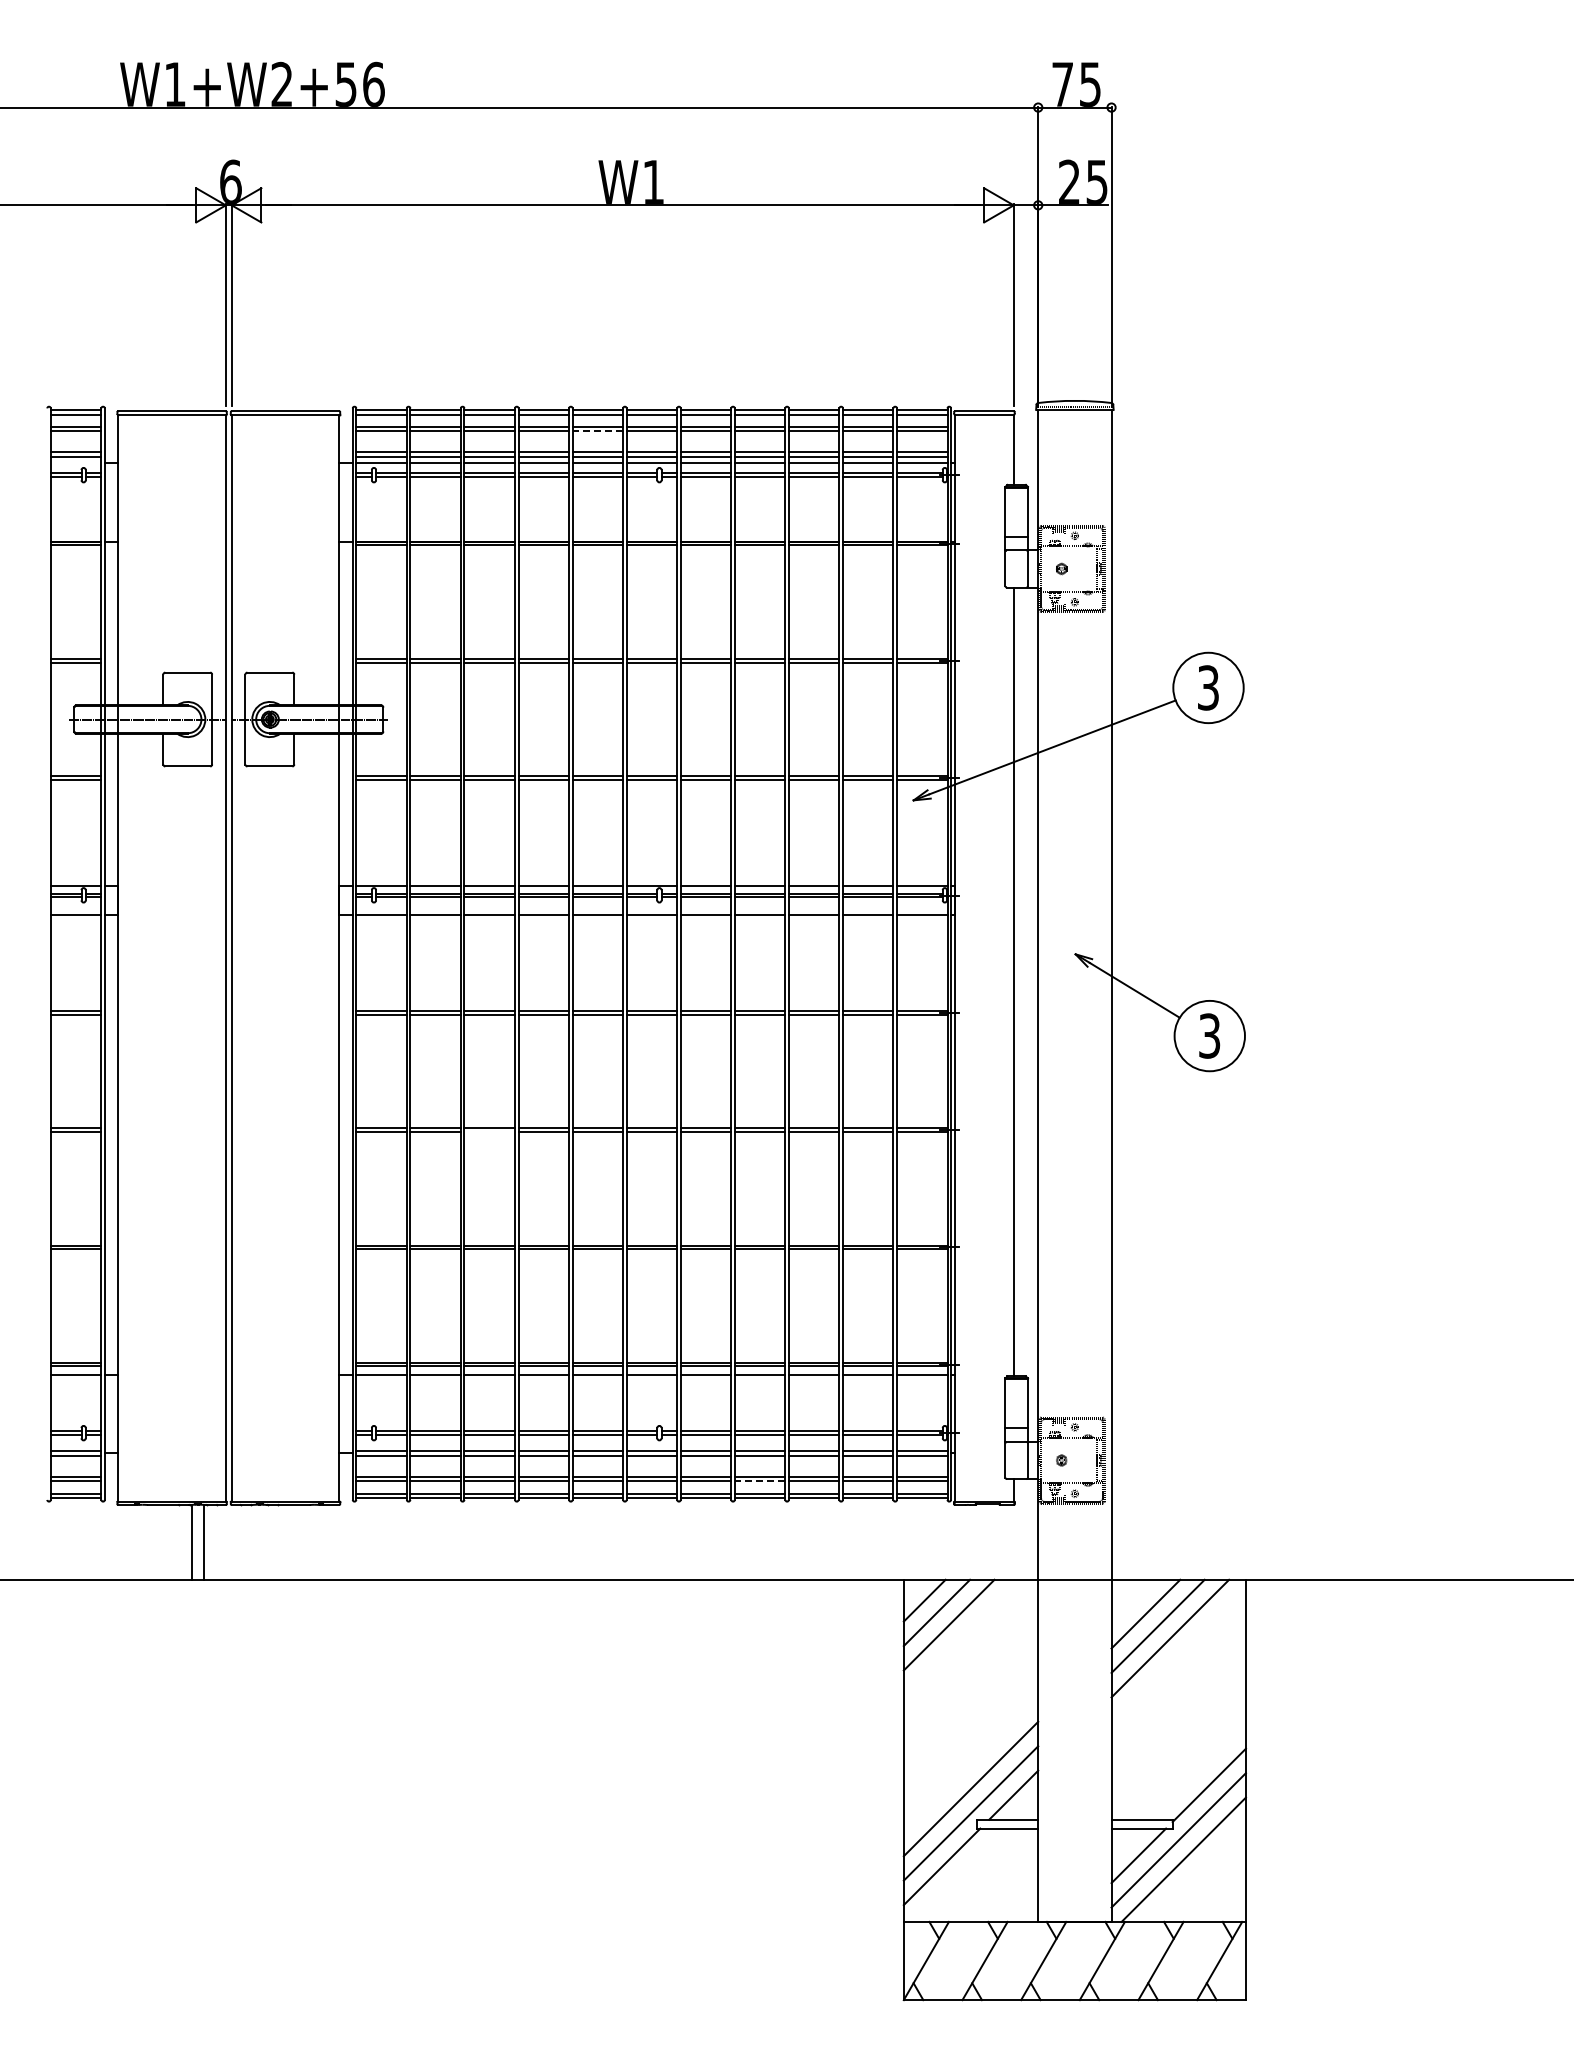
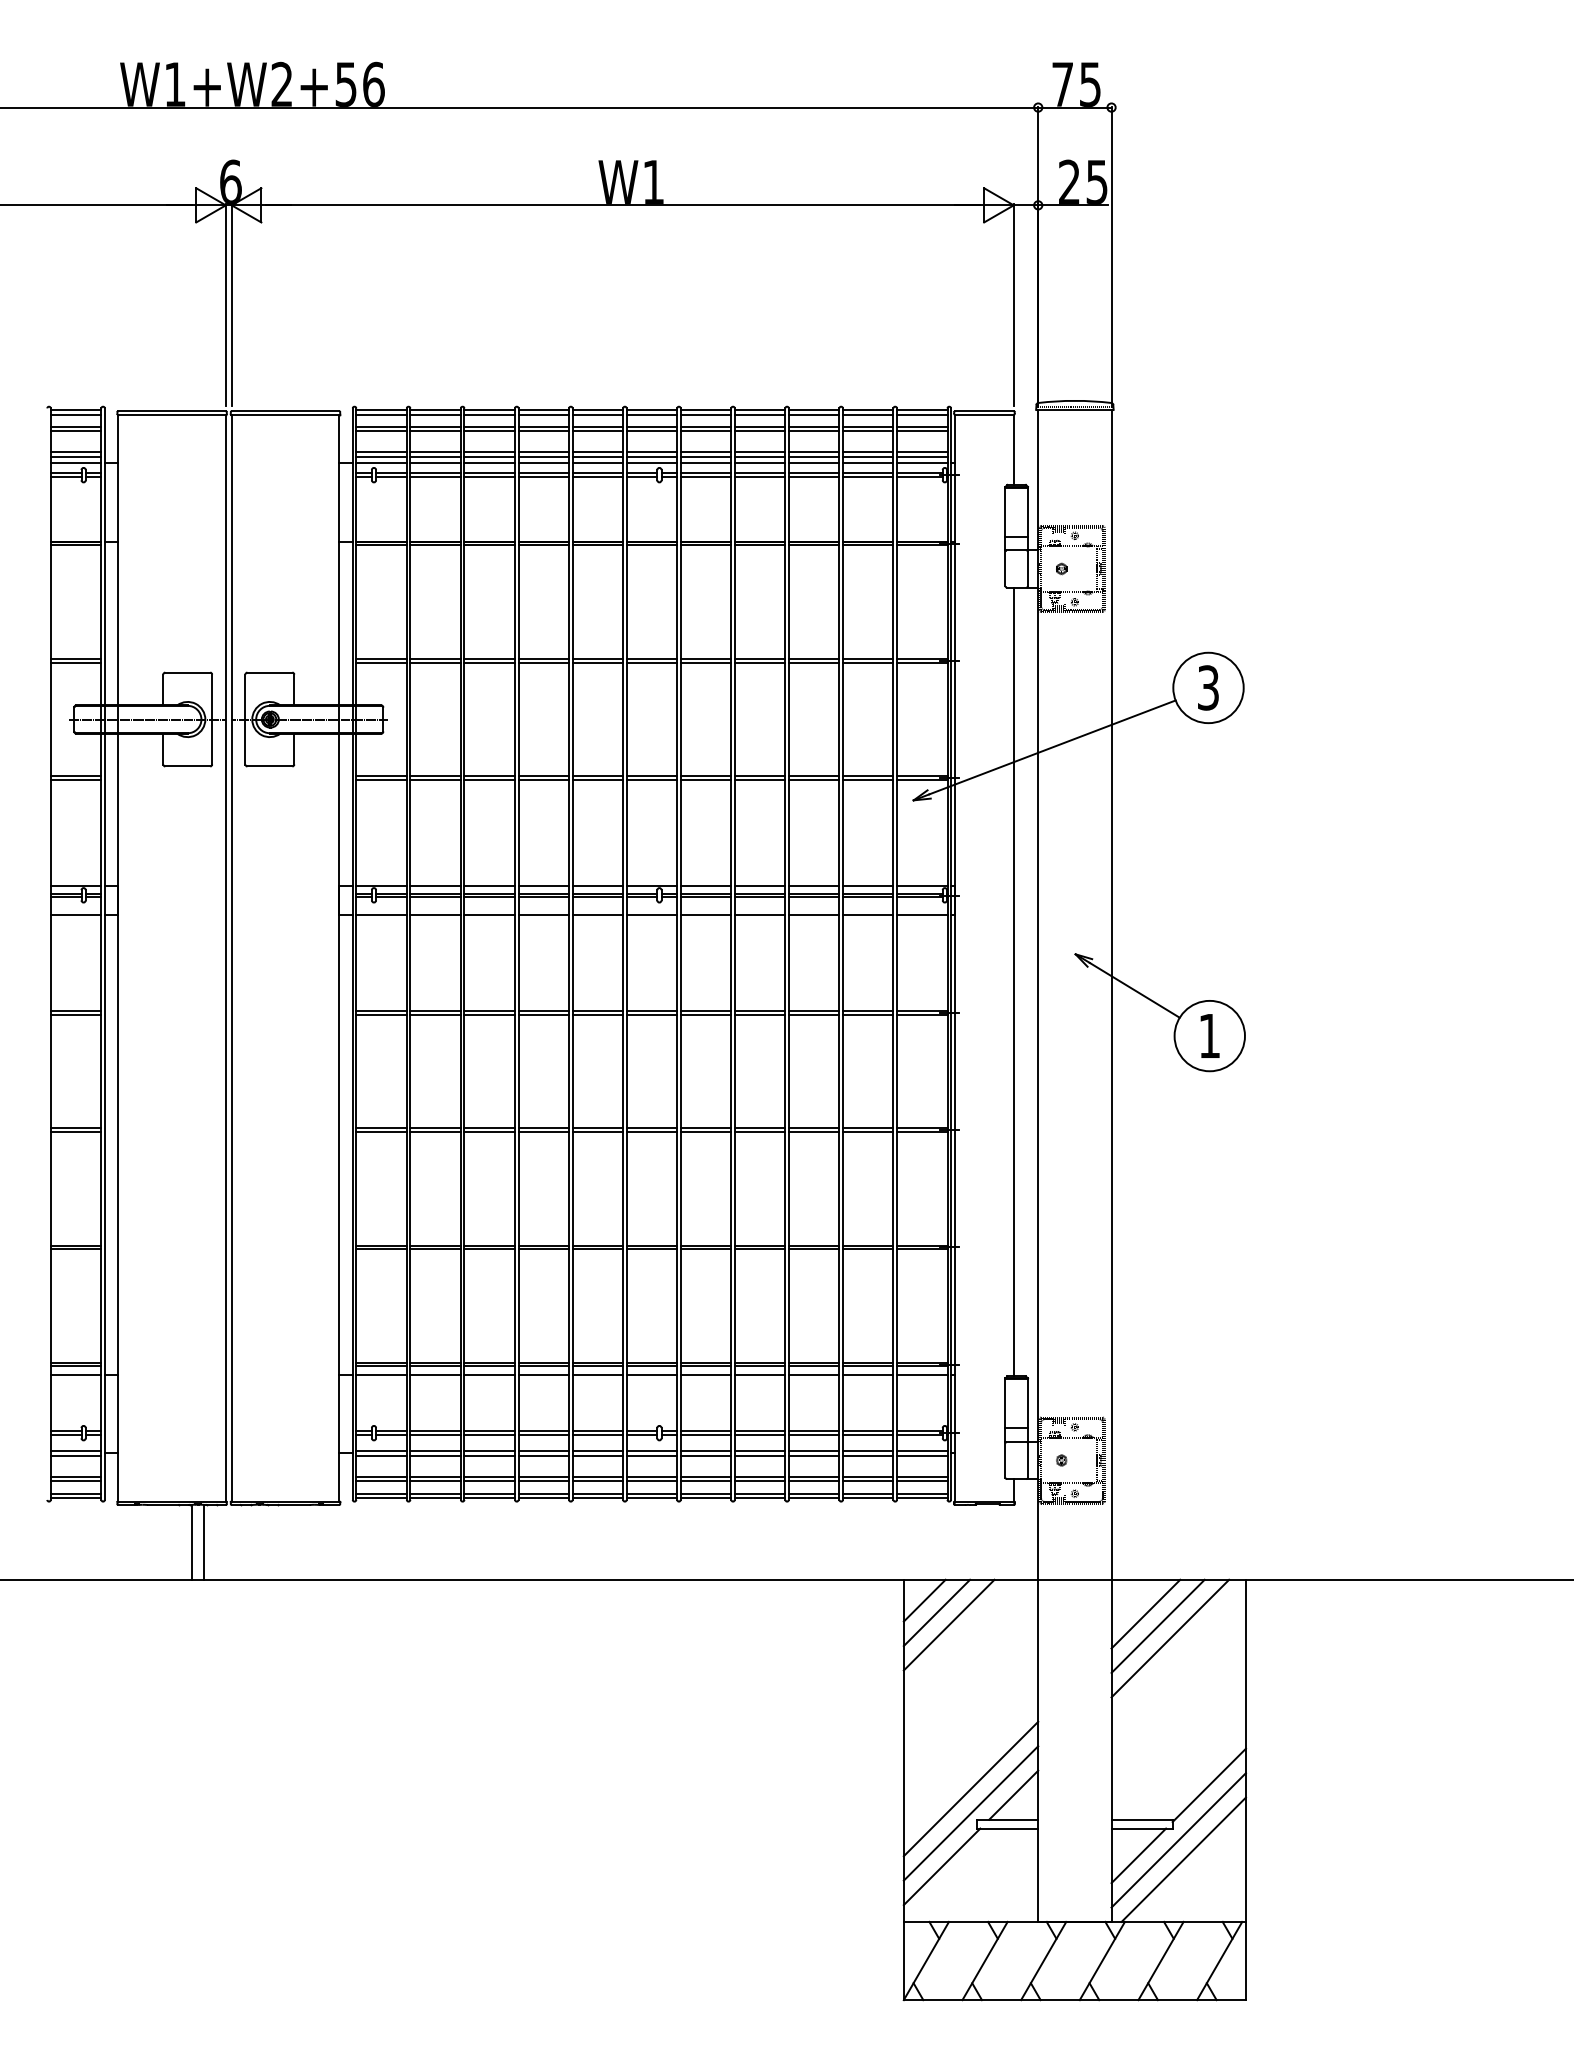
line: dashed -> solid (597, 431)
line: none -> present (75, 463)
text: 3 -> 1 (1209, 1035)
line: none -> present (489, 1131)
line: dashed -> solid (759, 1481)
